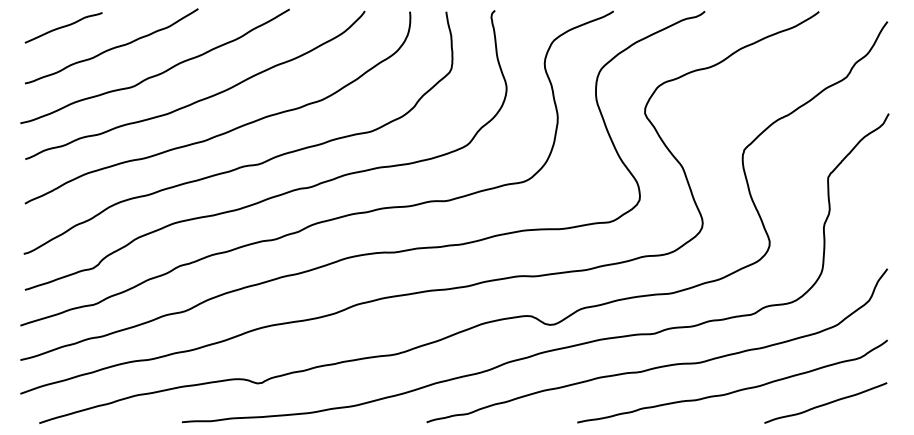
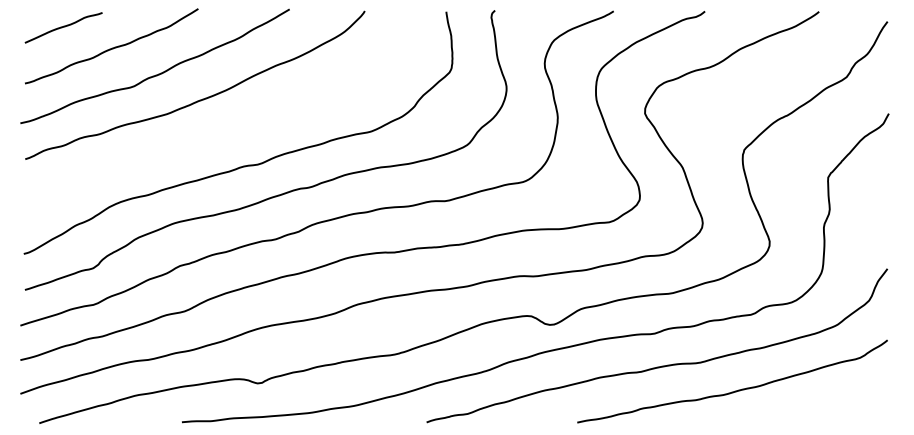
curve: present -> none (228, 130)
curve: present -> none (825, 403)
